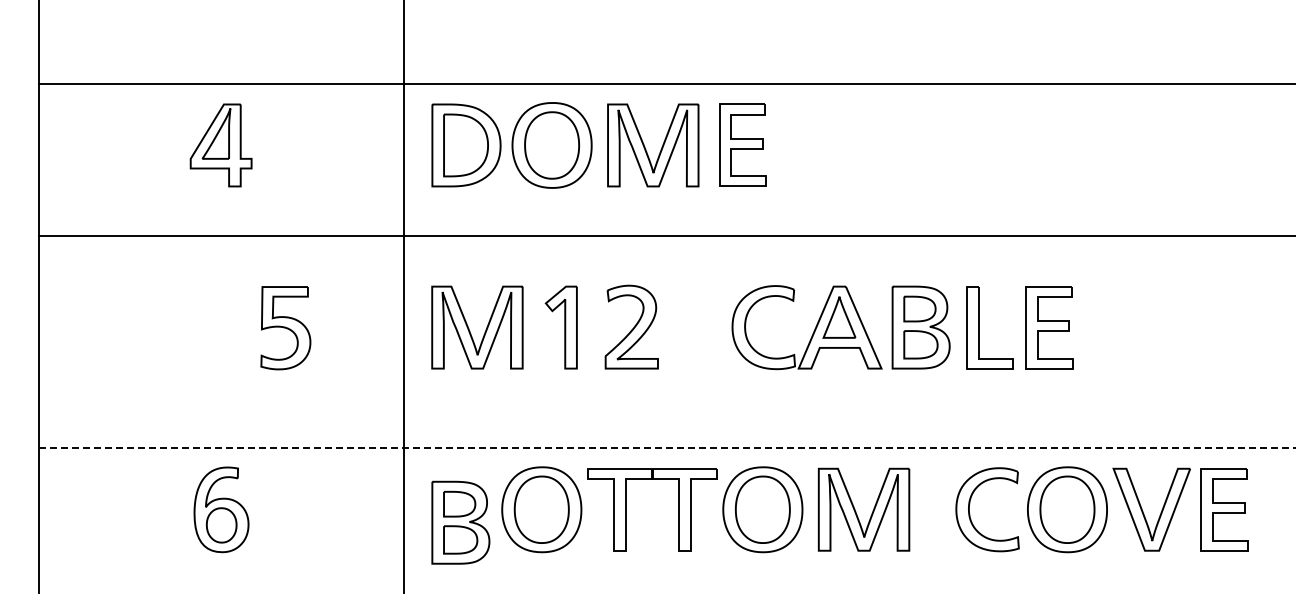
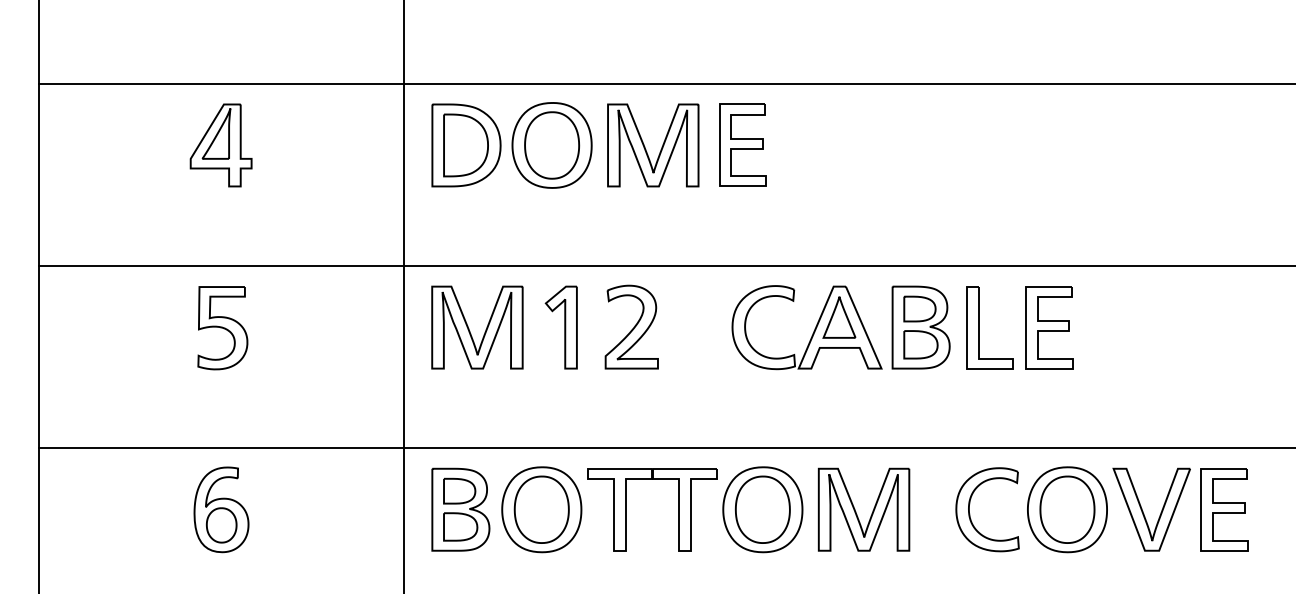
line position: (665, 236) -> (665, 266) (665, 266)
part position: (285, 328) -> (222, 328) (222, 328)
line: dashed -> solid (667, 448)
part position: (460, 522) -> (460, 509) (460, 509)
